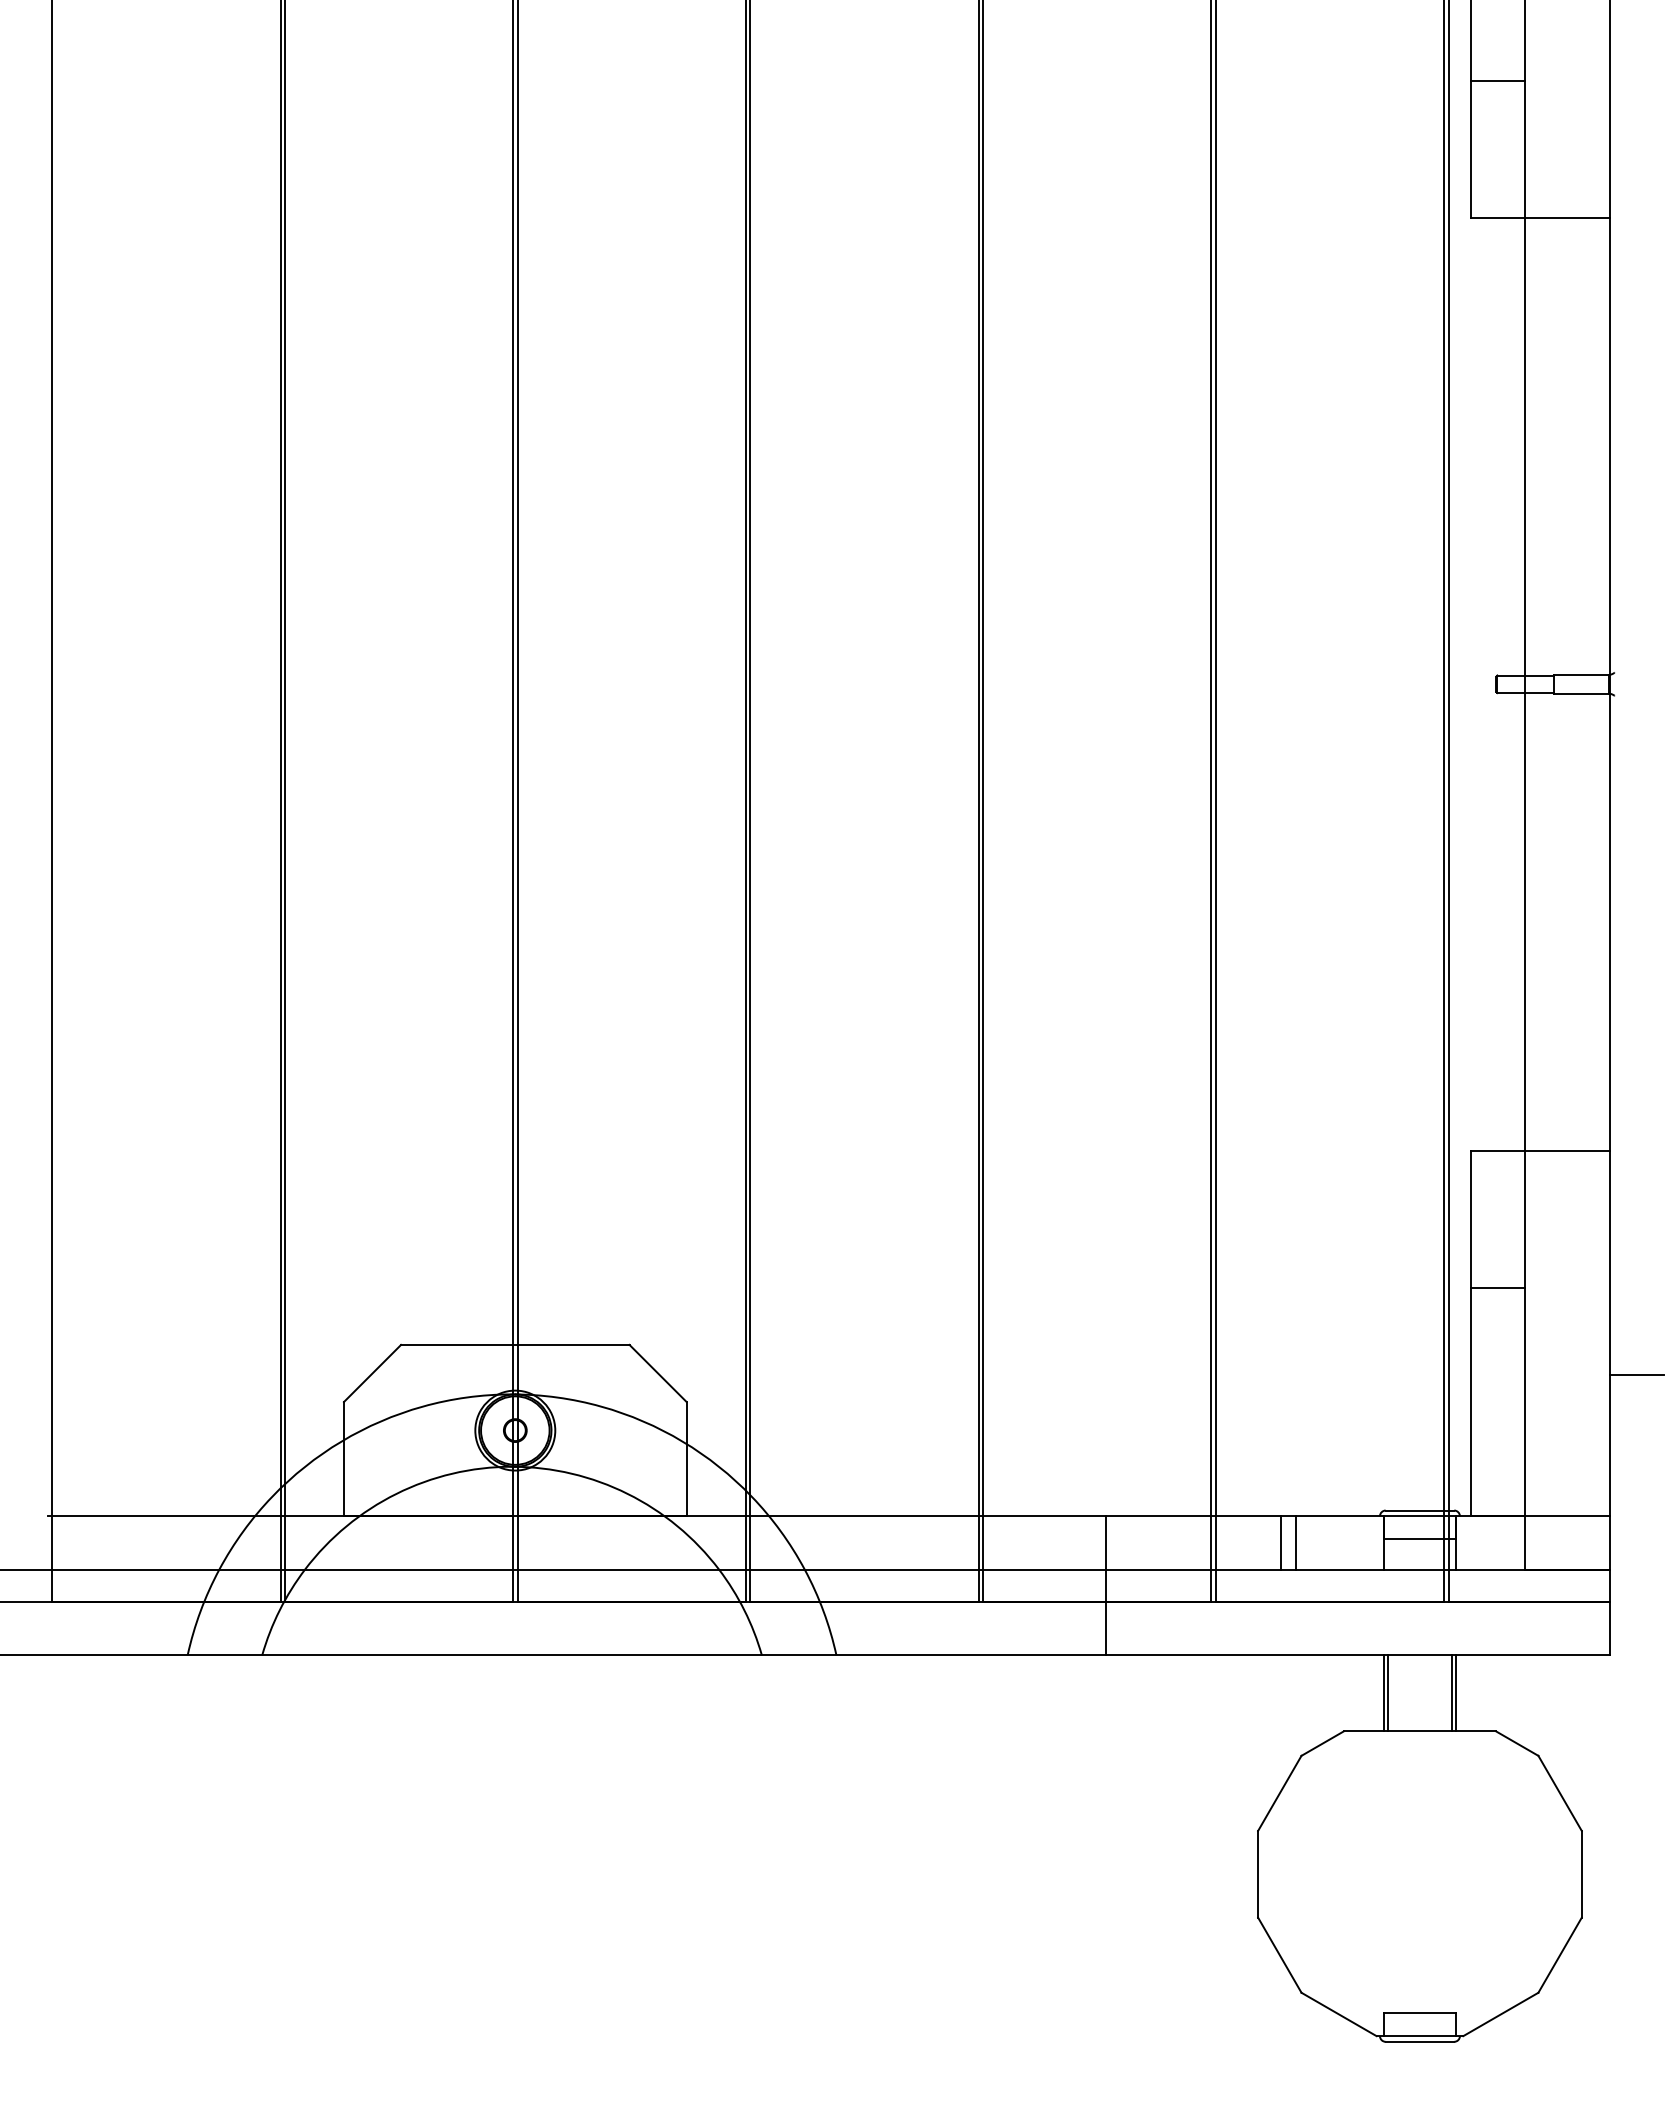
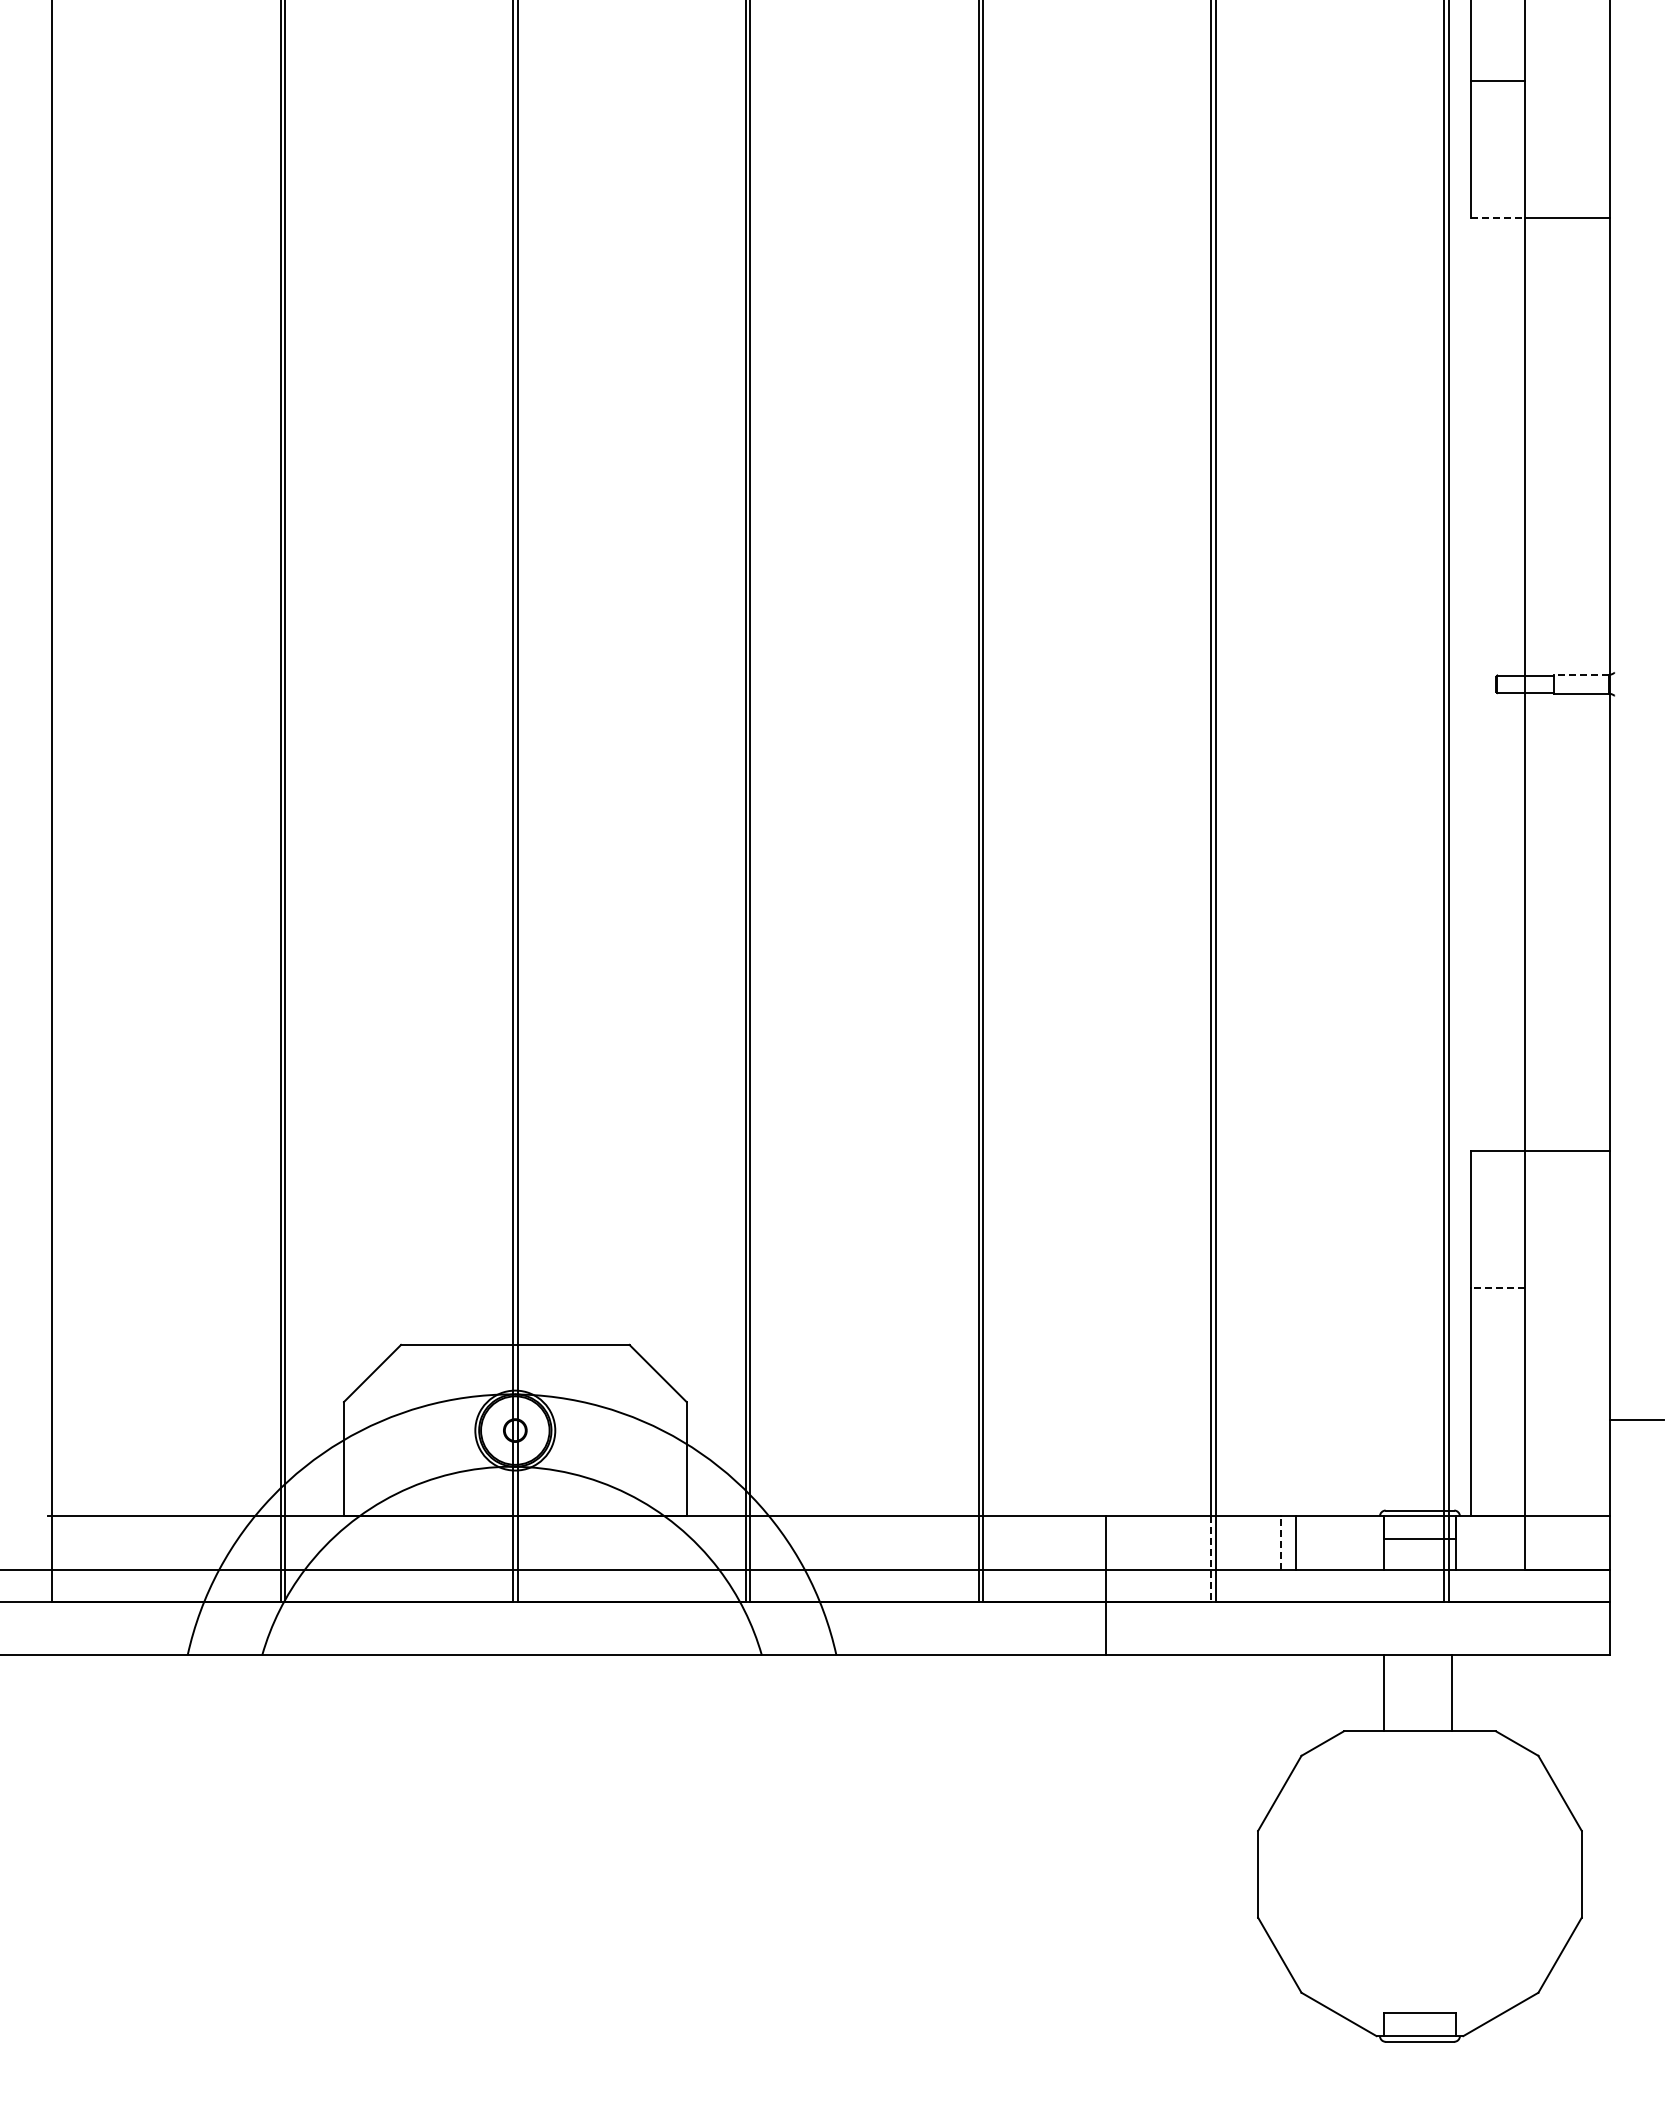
line: solid -> dashed (1498, 217)
line: solid -> dashed (1581, 674)
line: solid -> dashed (1498, 1287)
line position: (1635, 1375) -> (1635, 1420) (1635, 1420)
line: solid -> dashed (1280, 1542)
line: solid -> dashed (1211, 1559)
line: present -> none (1387, 1693)
line: present -> none (1456, 1693)
